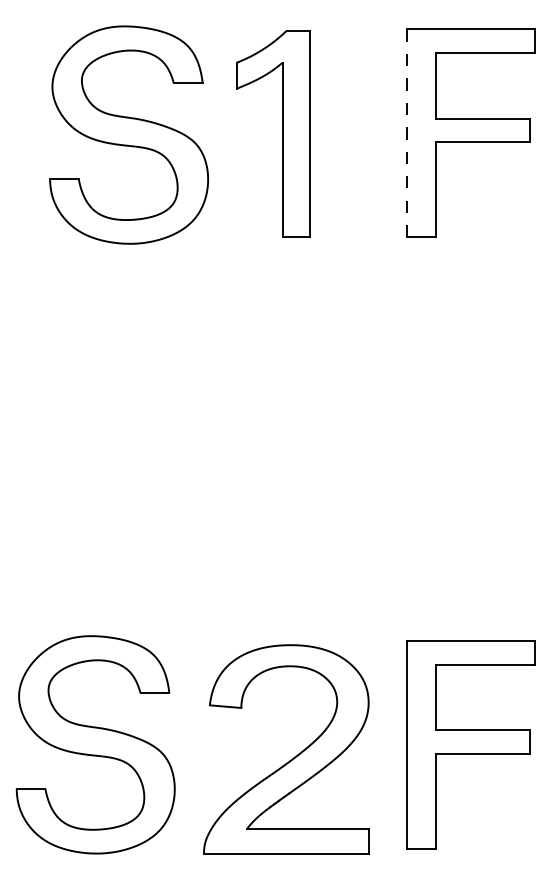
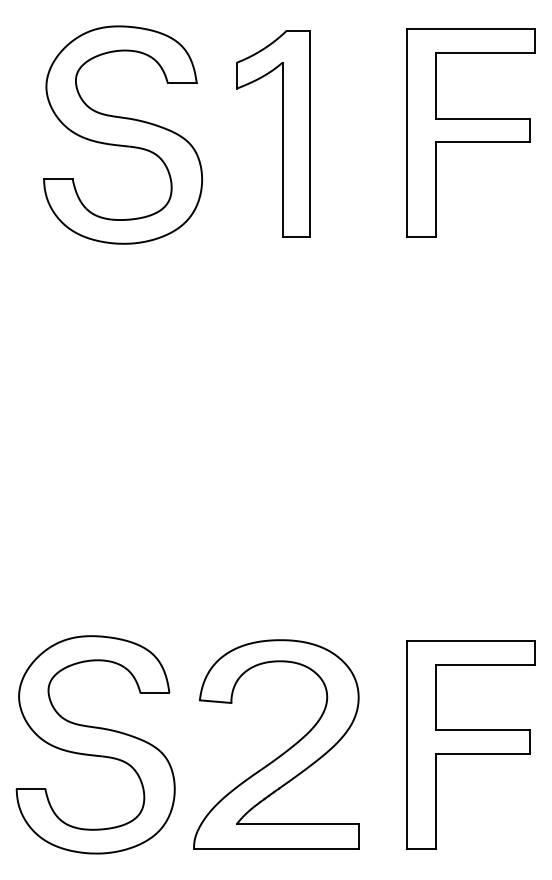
line: dashed -> solid (407, 133)
part position: (128, 134) -> (122, 134) (122, 134)
part position: (294, 756) -> (284, 751) (284, 751)
